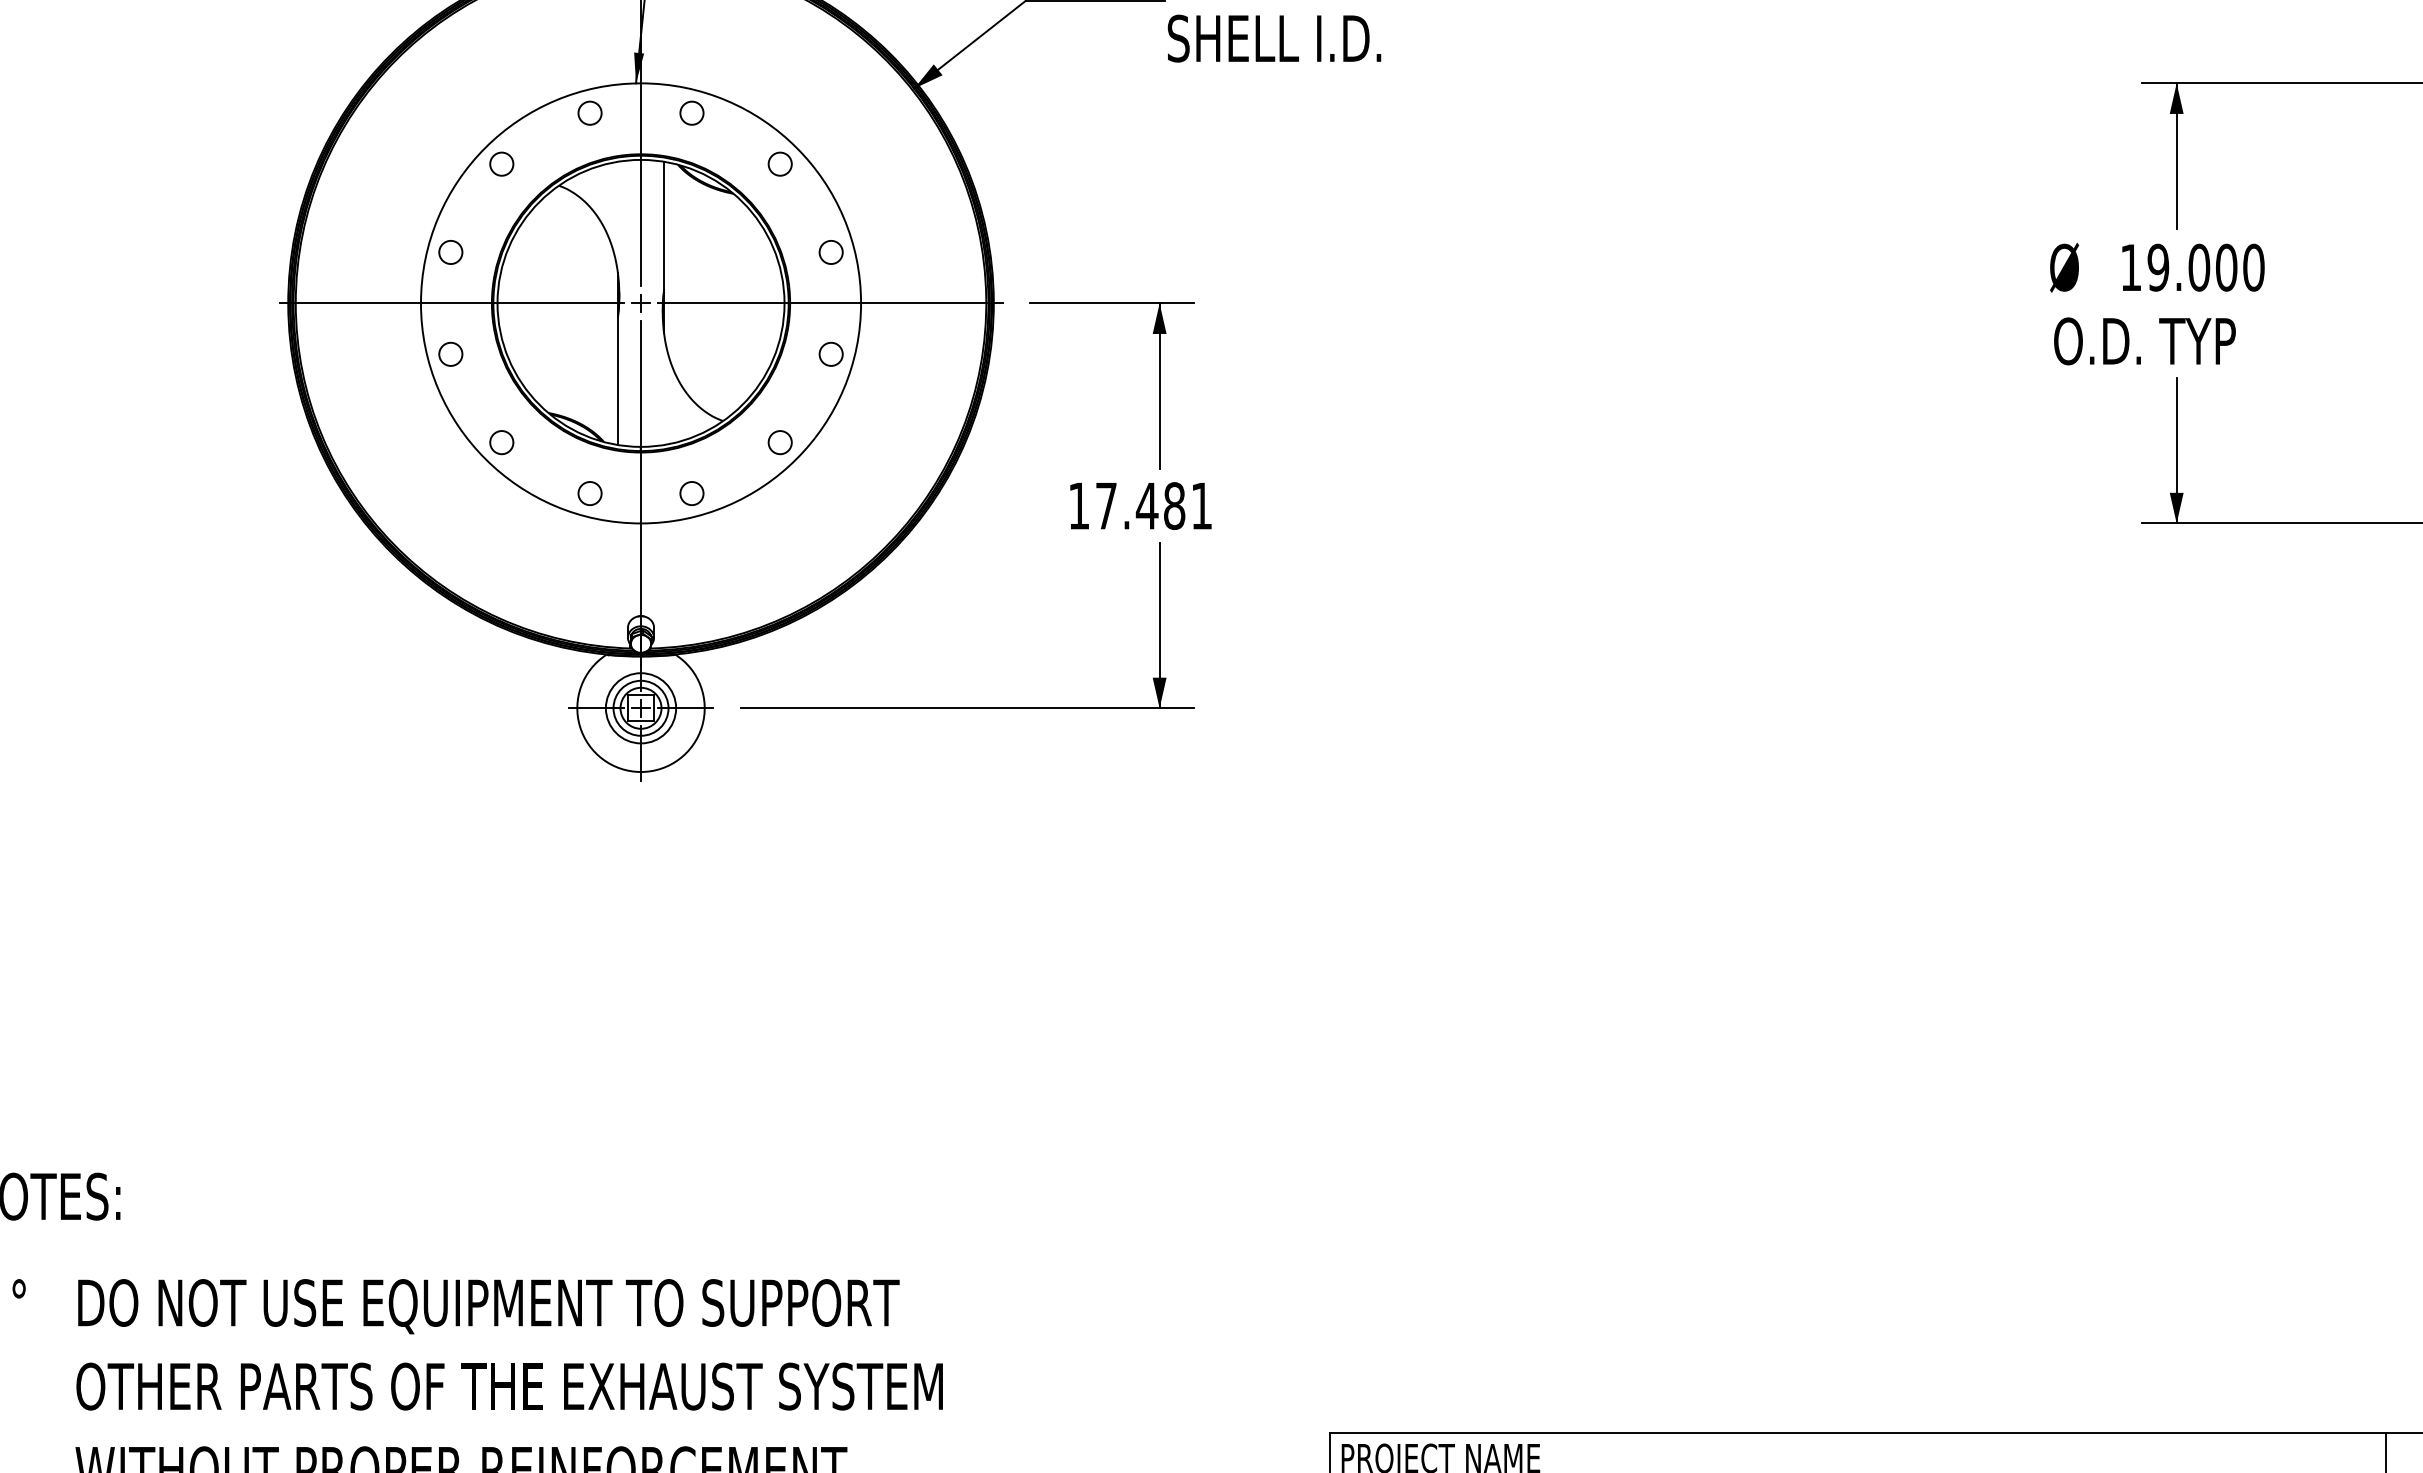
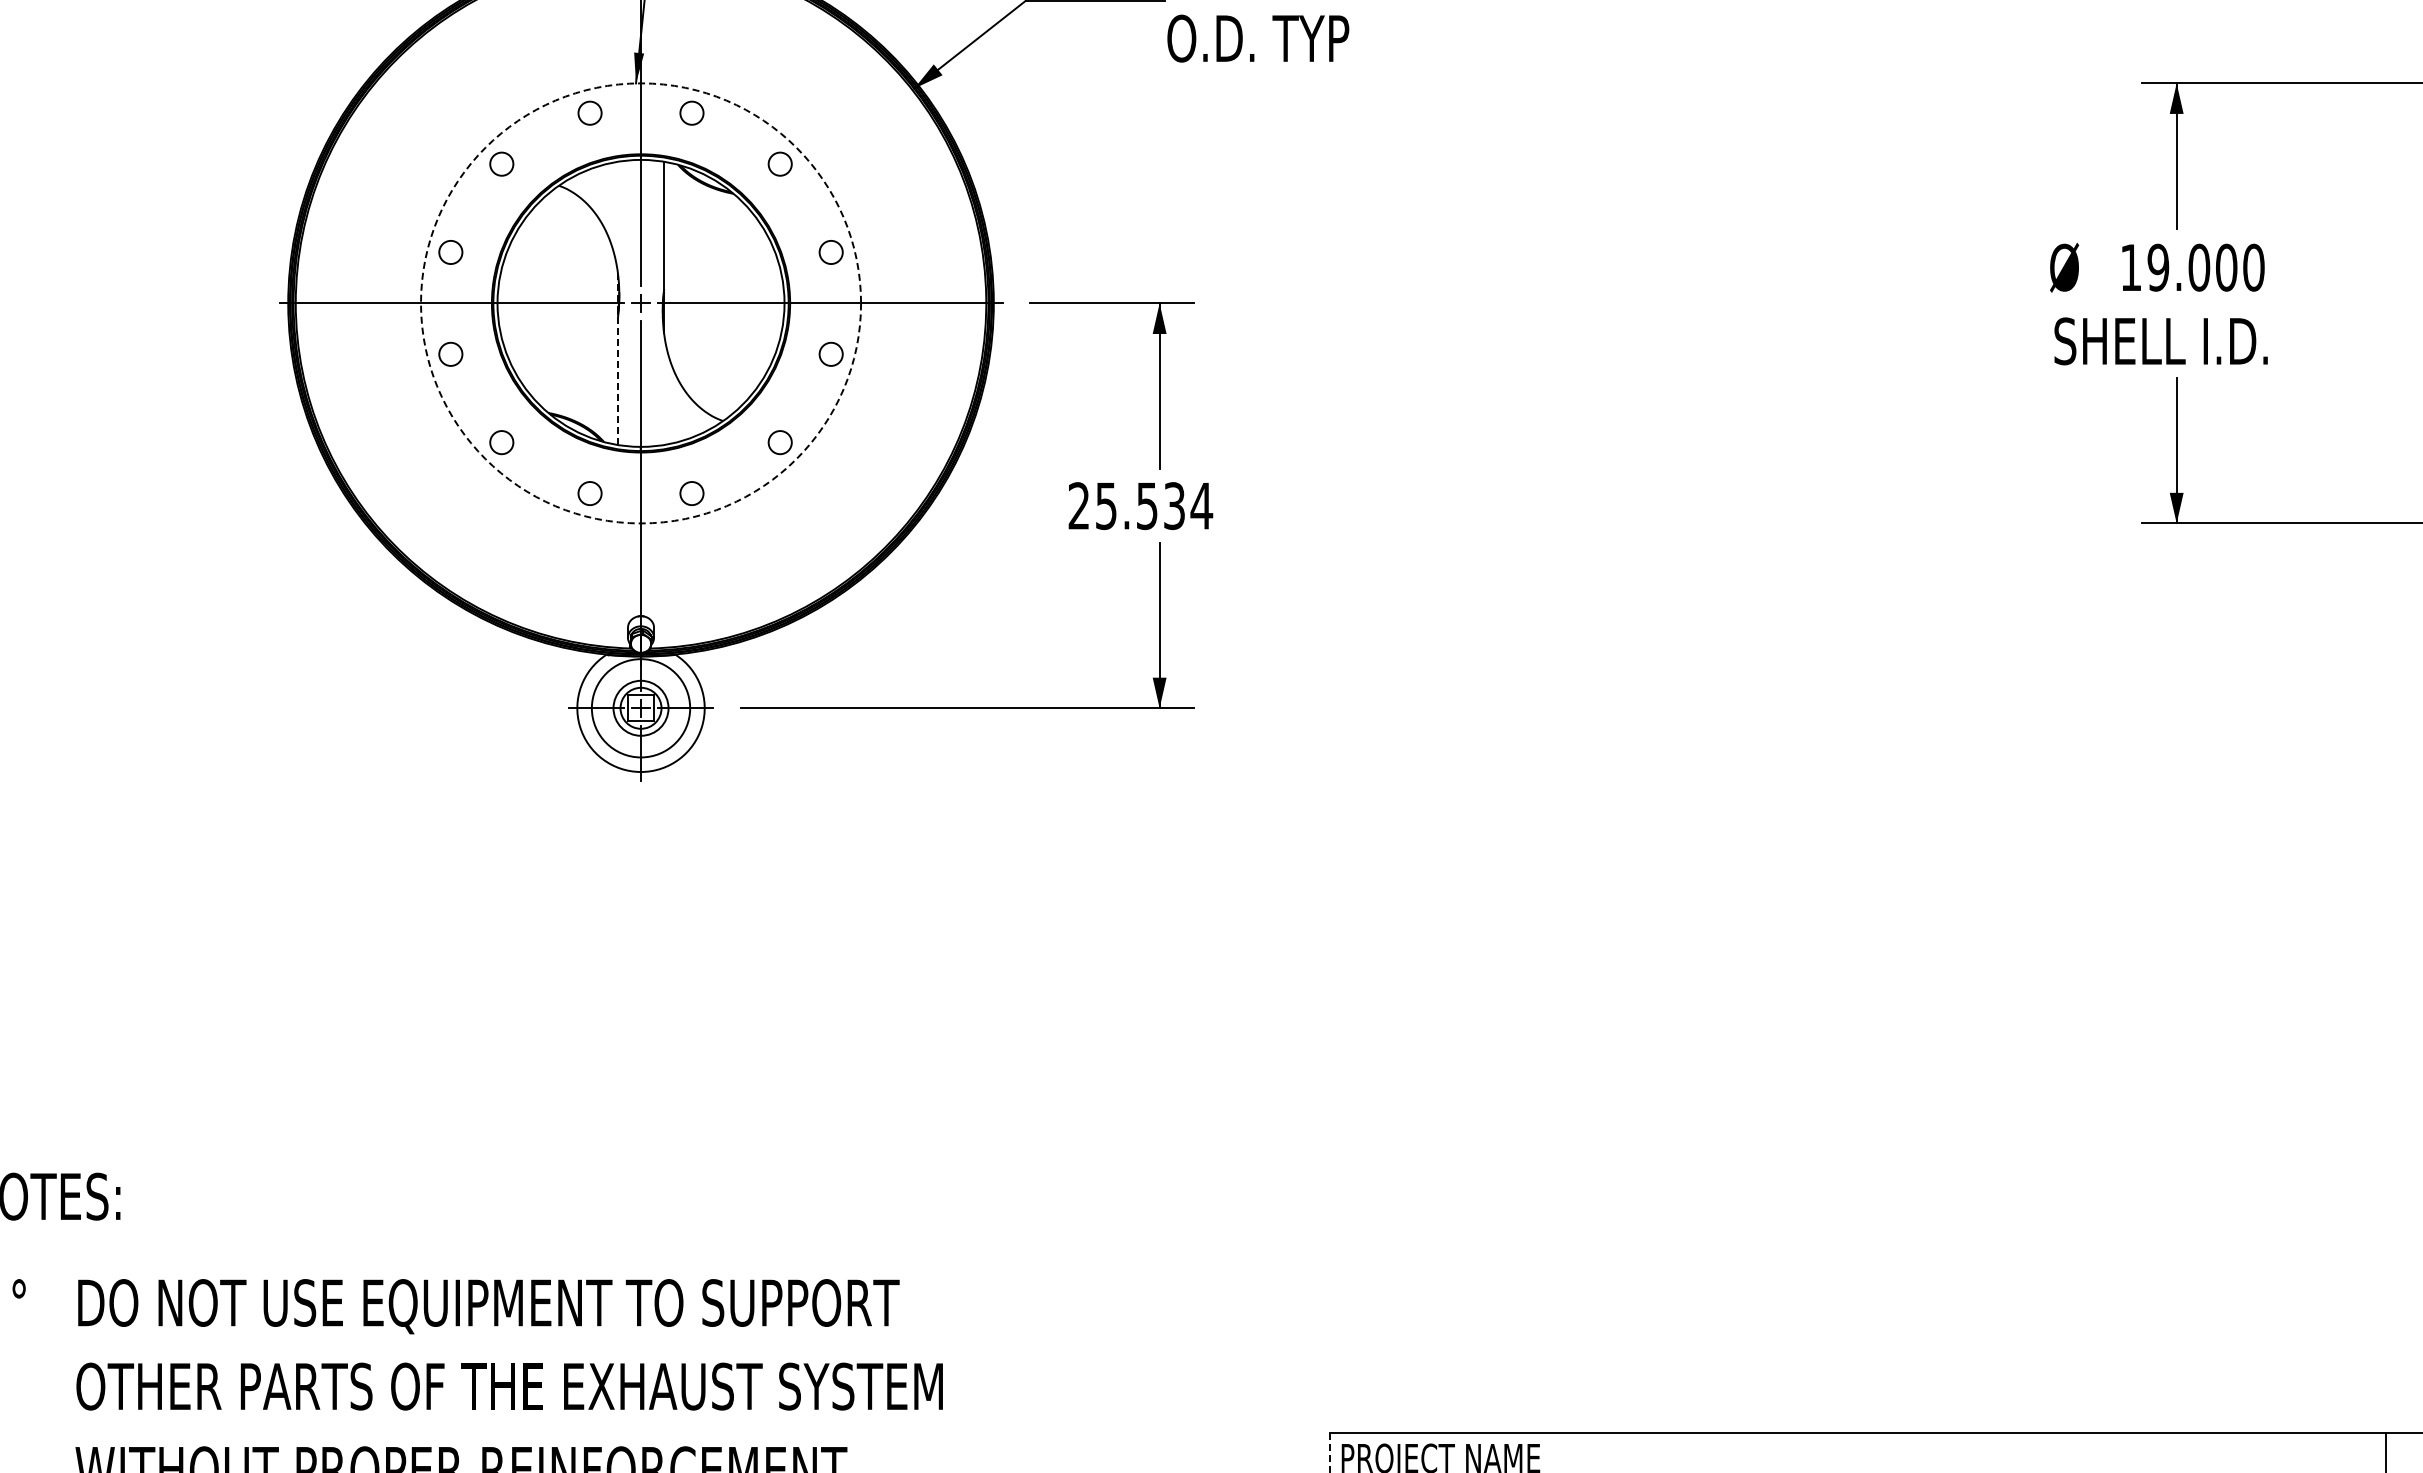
text: SHELL I.D. -> O.D. TYP (1274, 38)
circle: solid -> dashed (640, 303)
text: O.D. TYP -> SHELL I.D. (2160, 341)
line: solid -> dashed (617, 359)
text: 17.481 -> 25.534 (1140, 506)
circle diameter: 70 px -> 98 px (640, 708)
line: solid -> dashed (1329, 1453)
